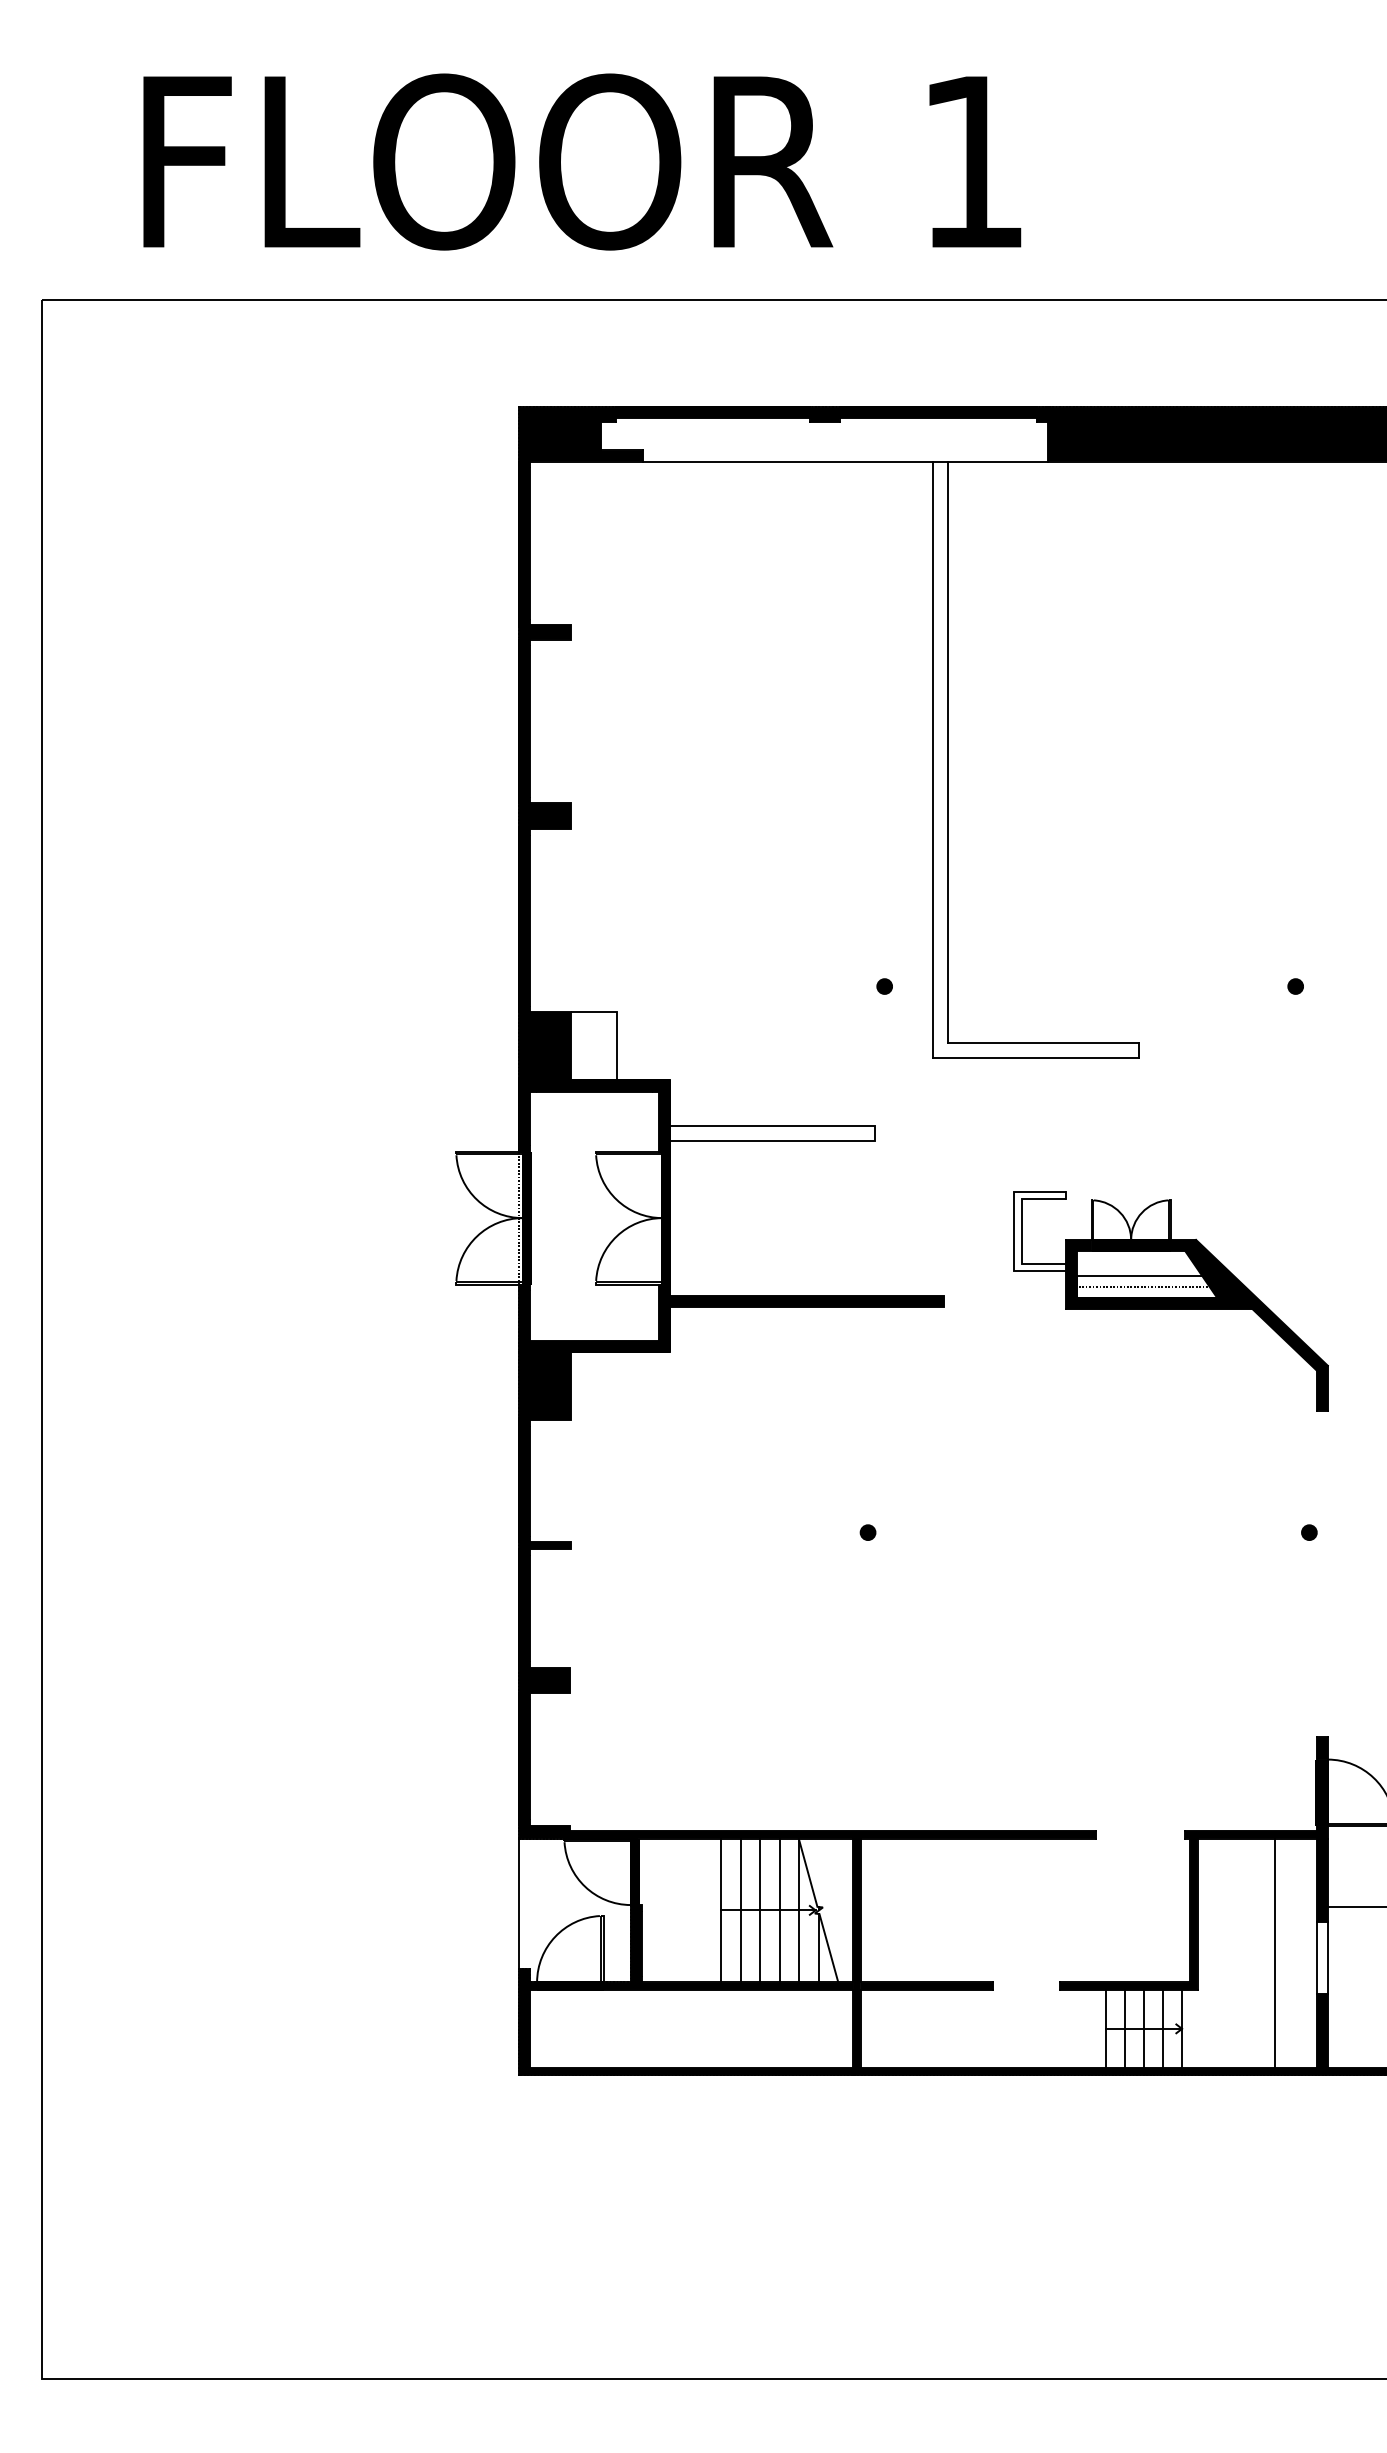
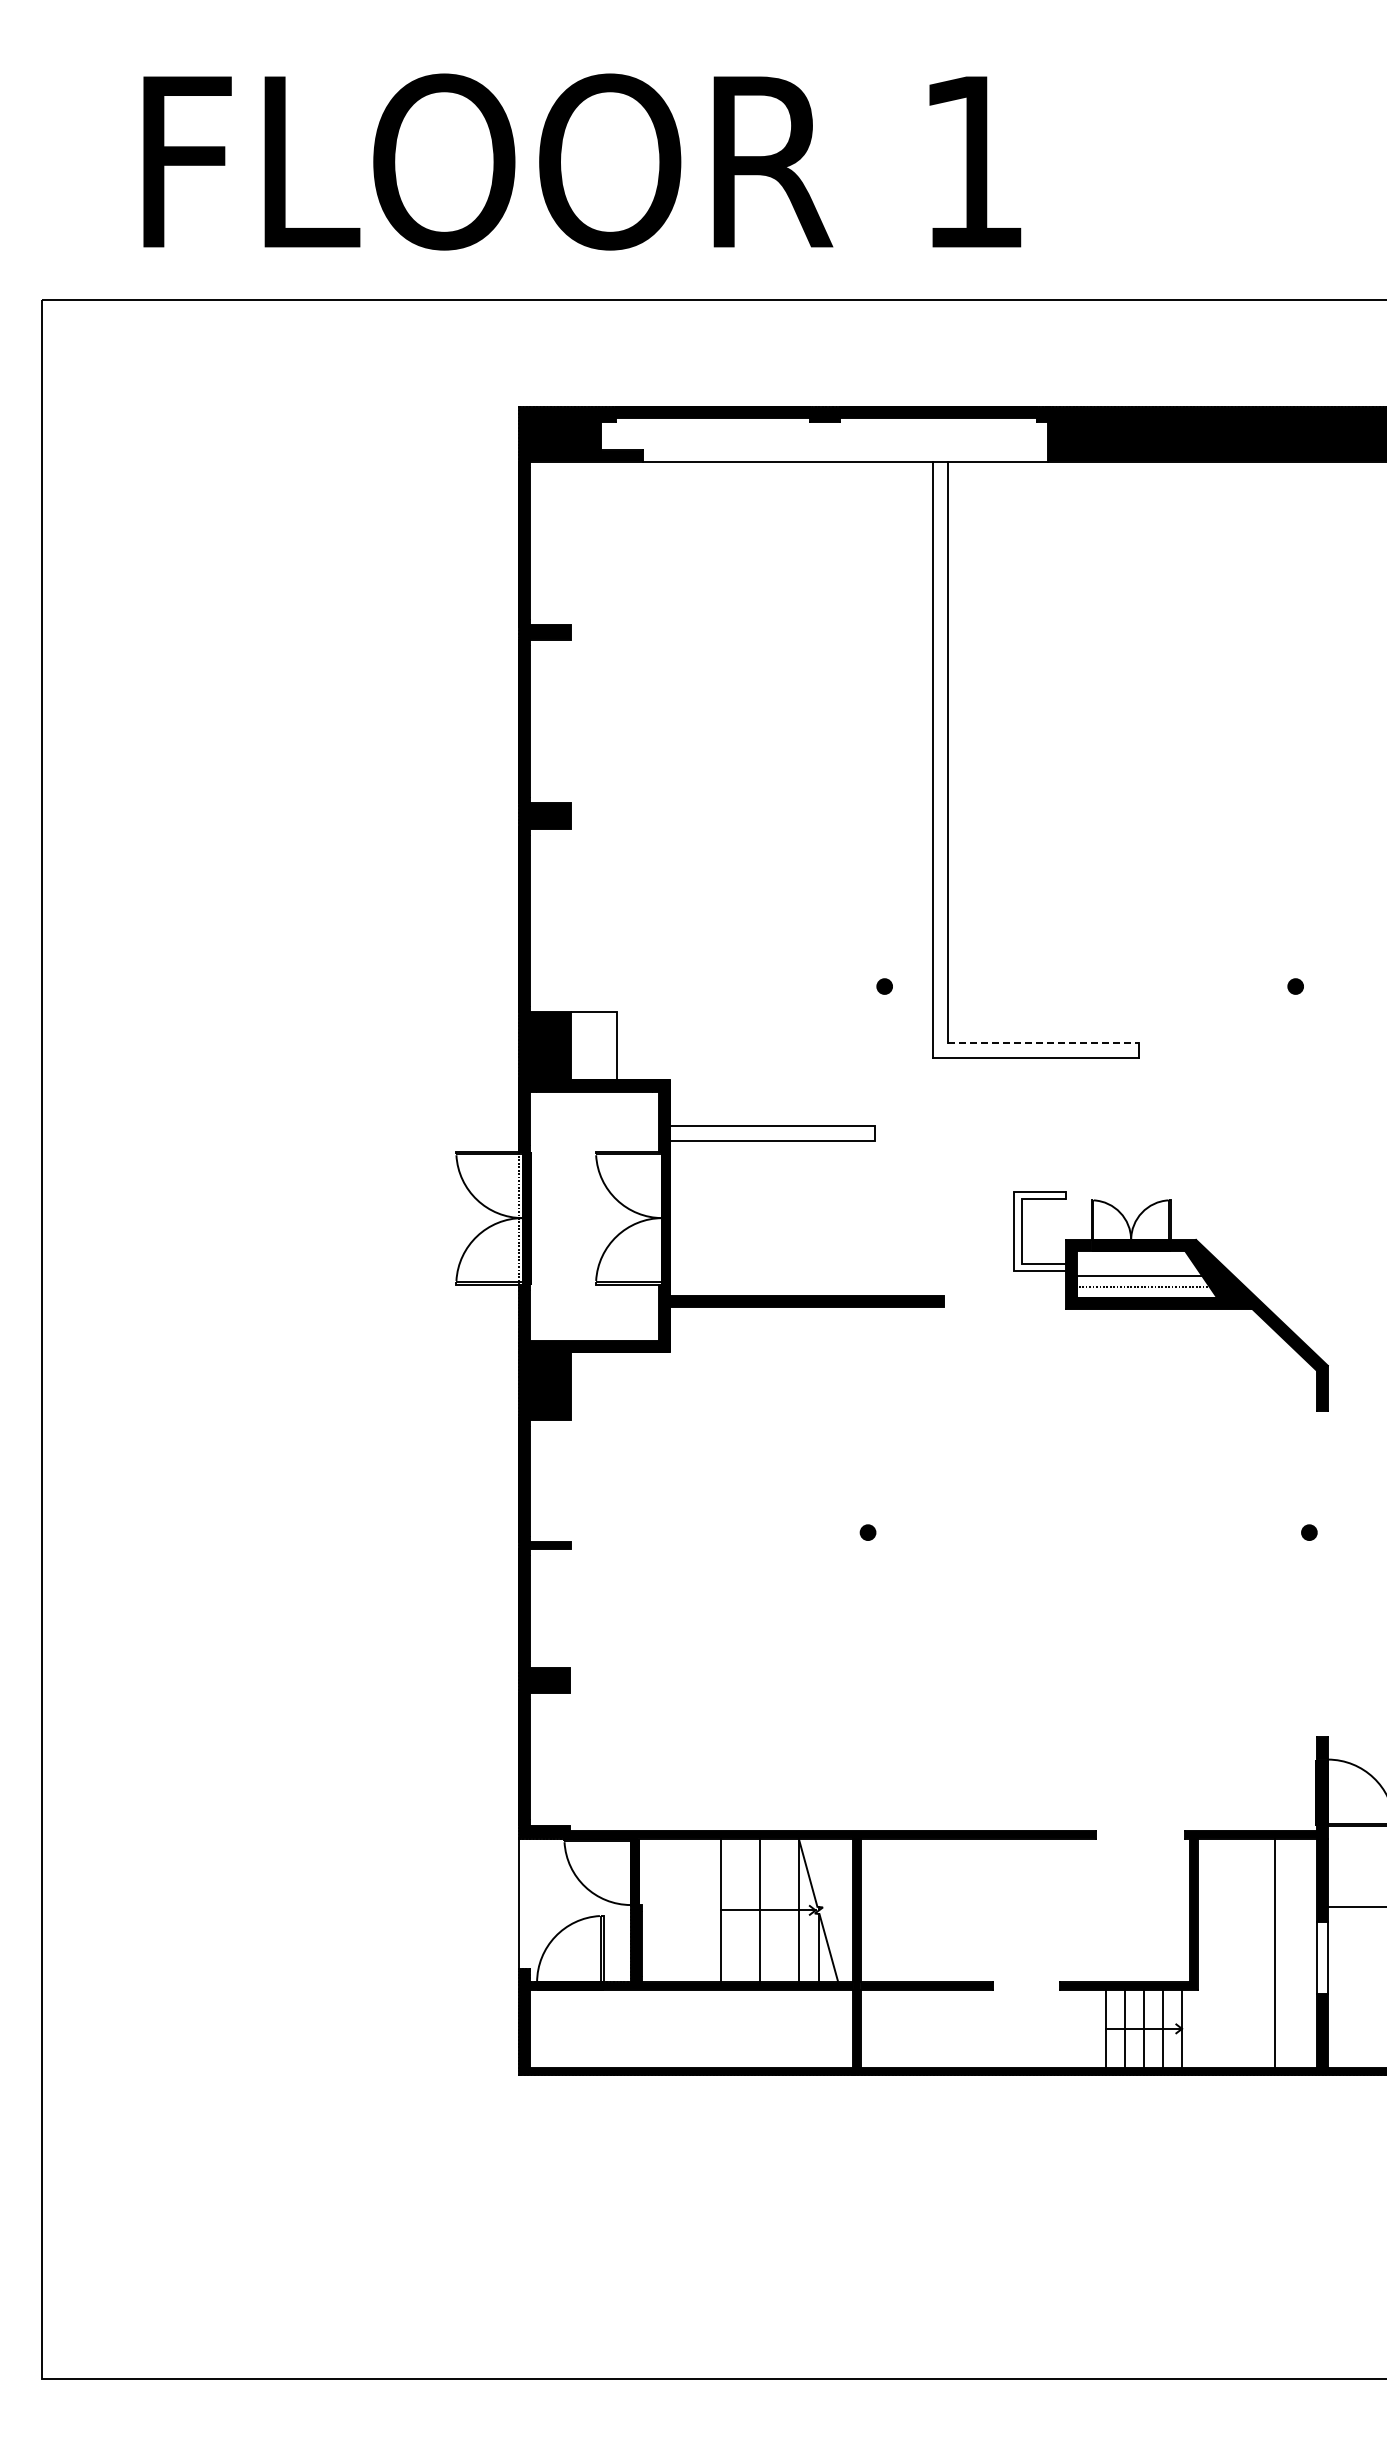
line: solid -> dashed (1043, 1043)
line: present -> none (740, 1910)
line: present -> none (779, 1910)
